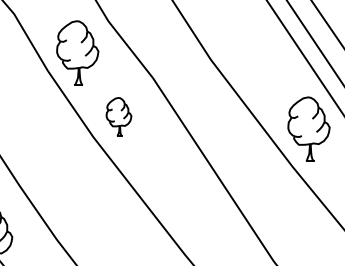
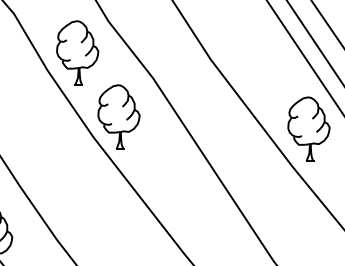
part size: 28x40 px -> 44x66 px (118, 116)
